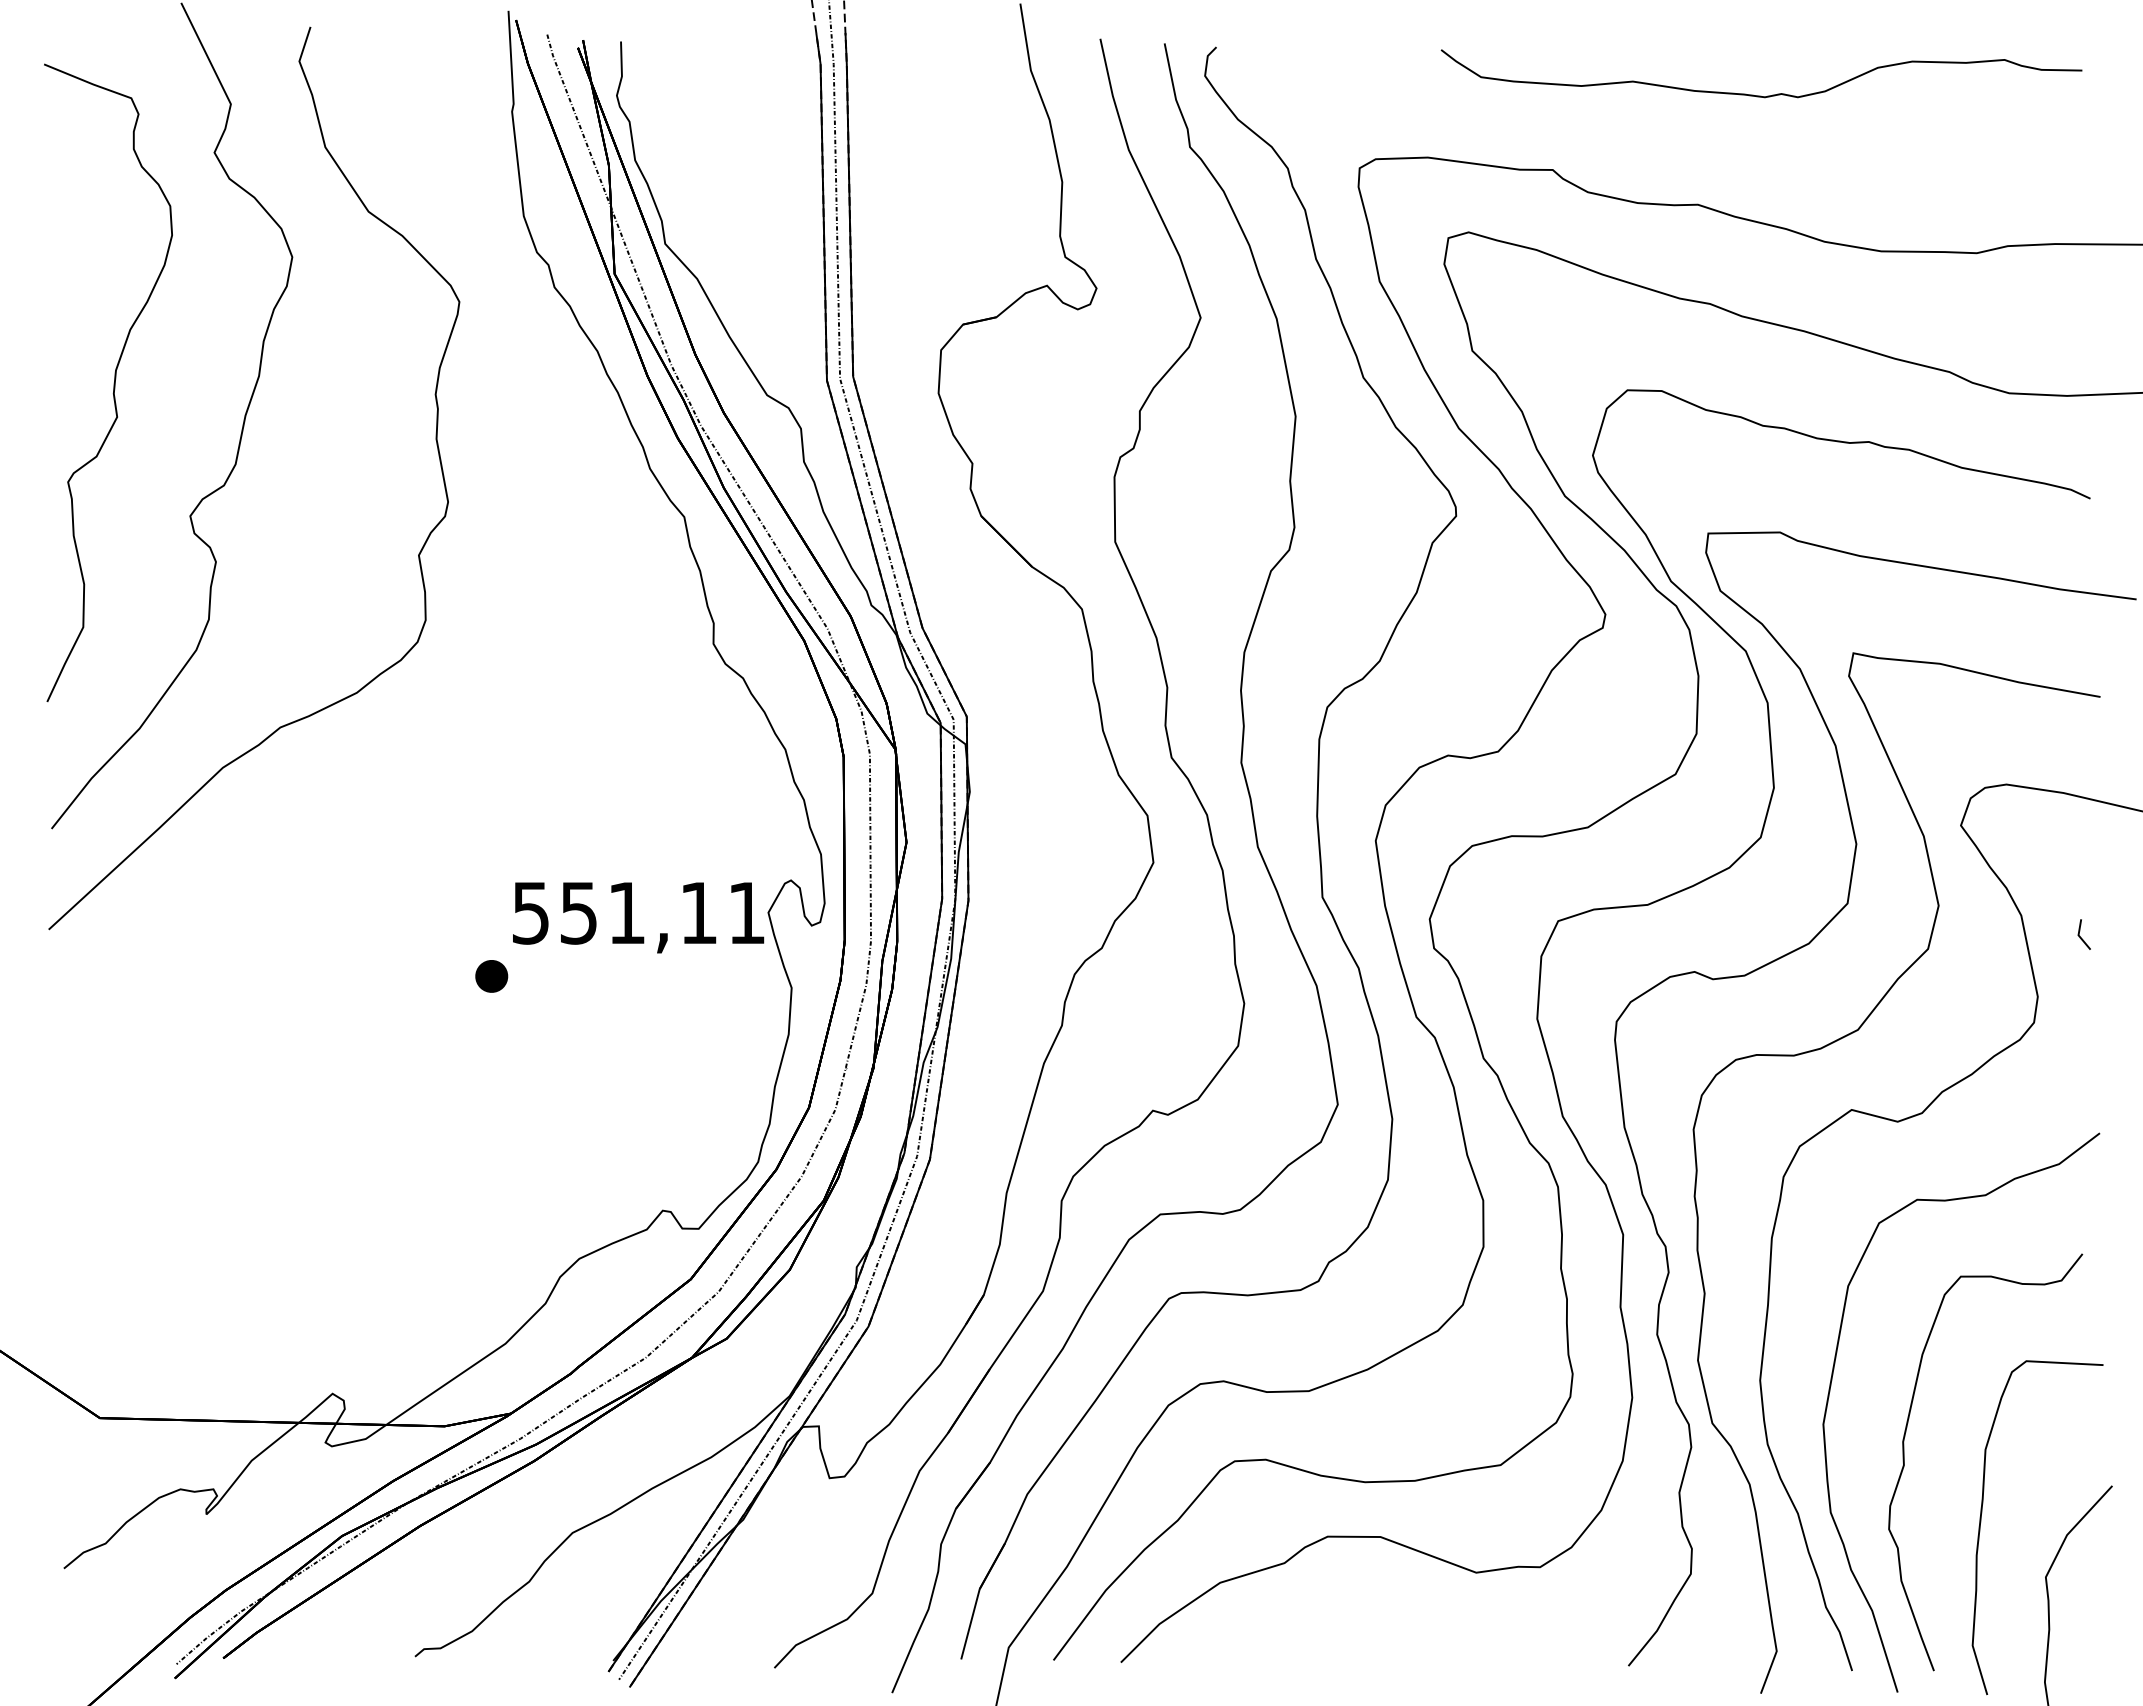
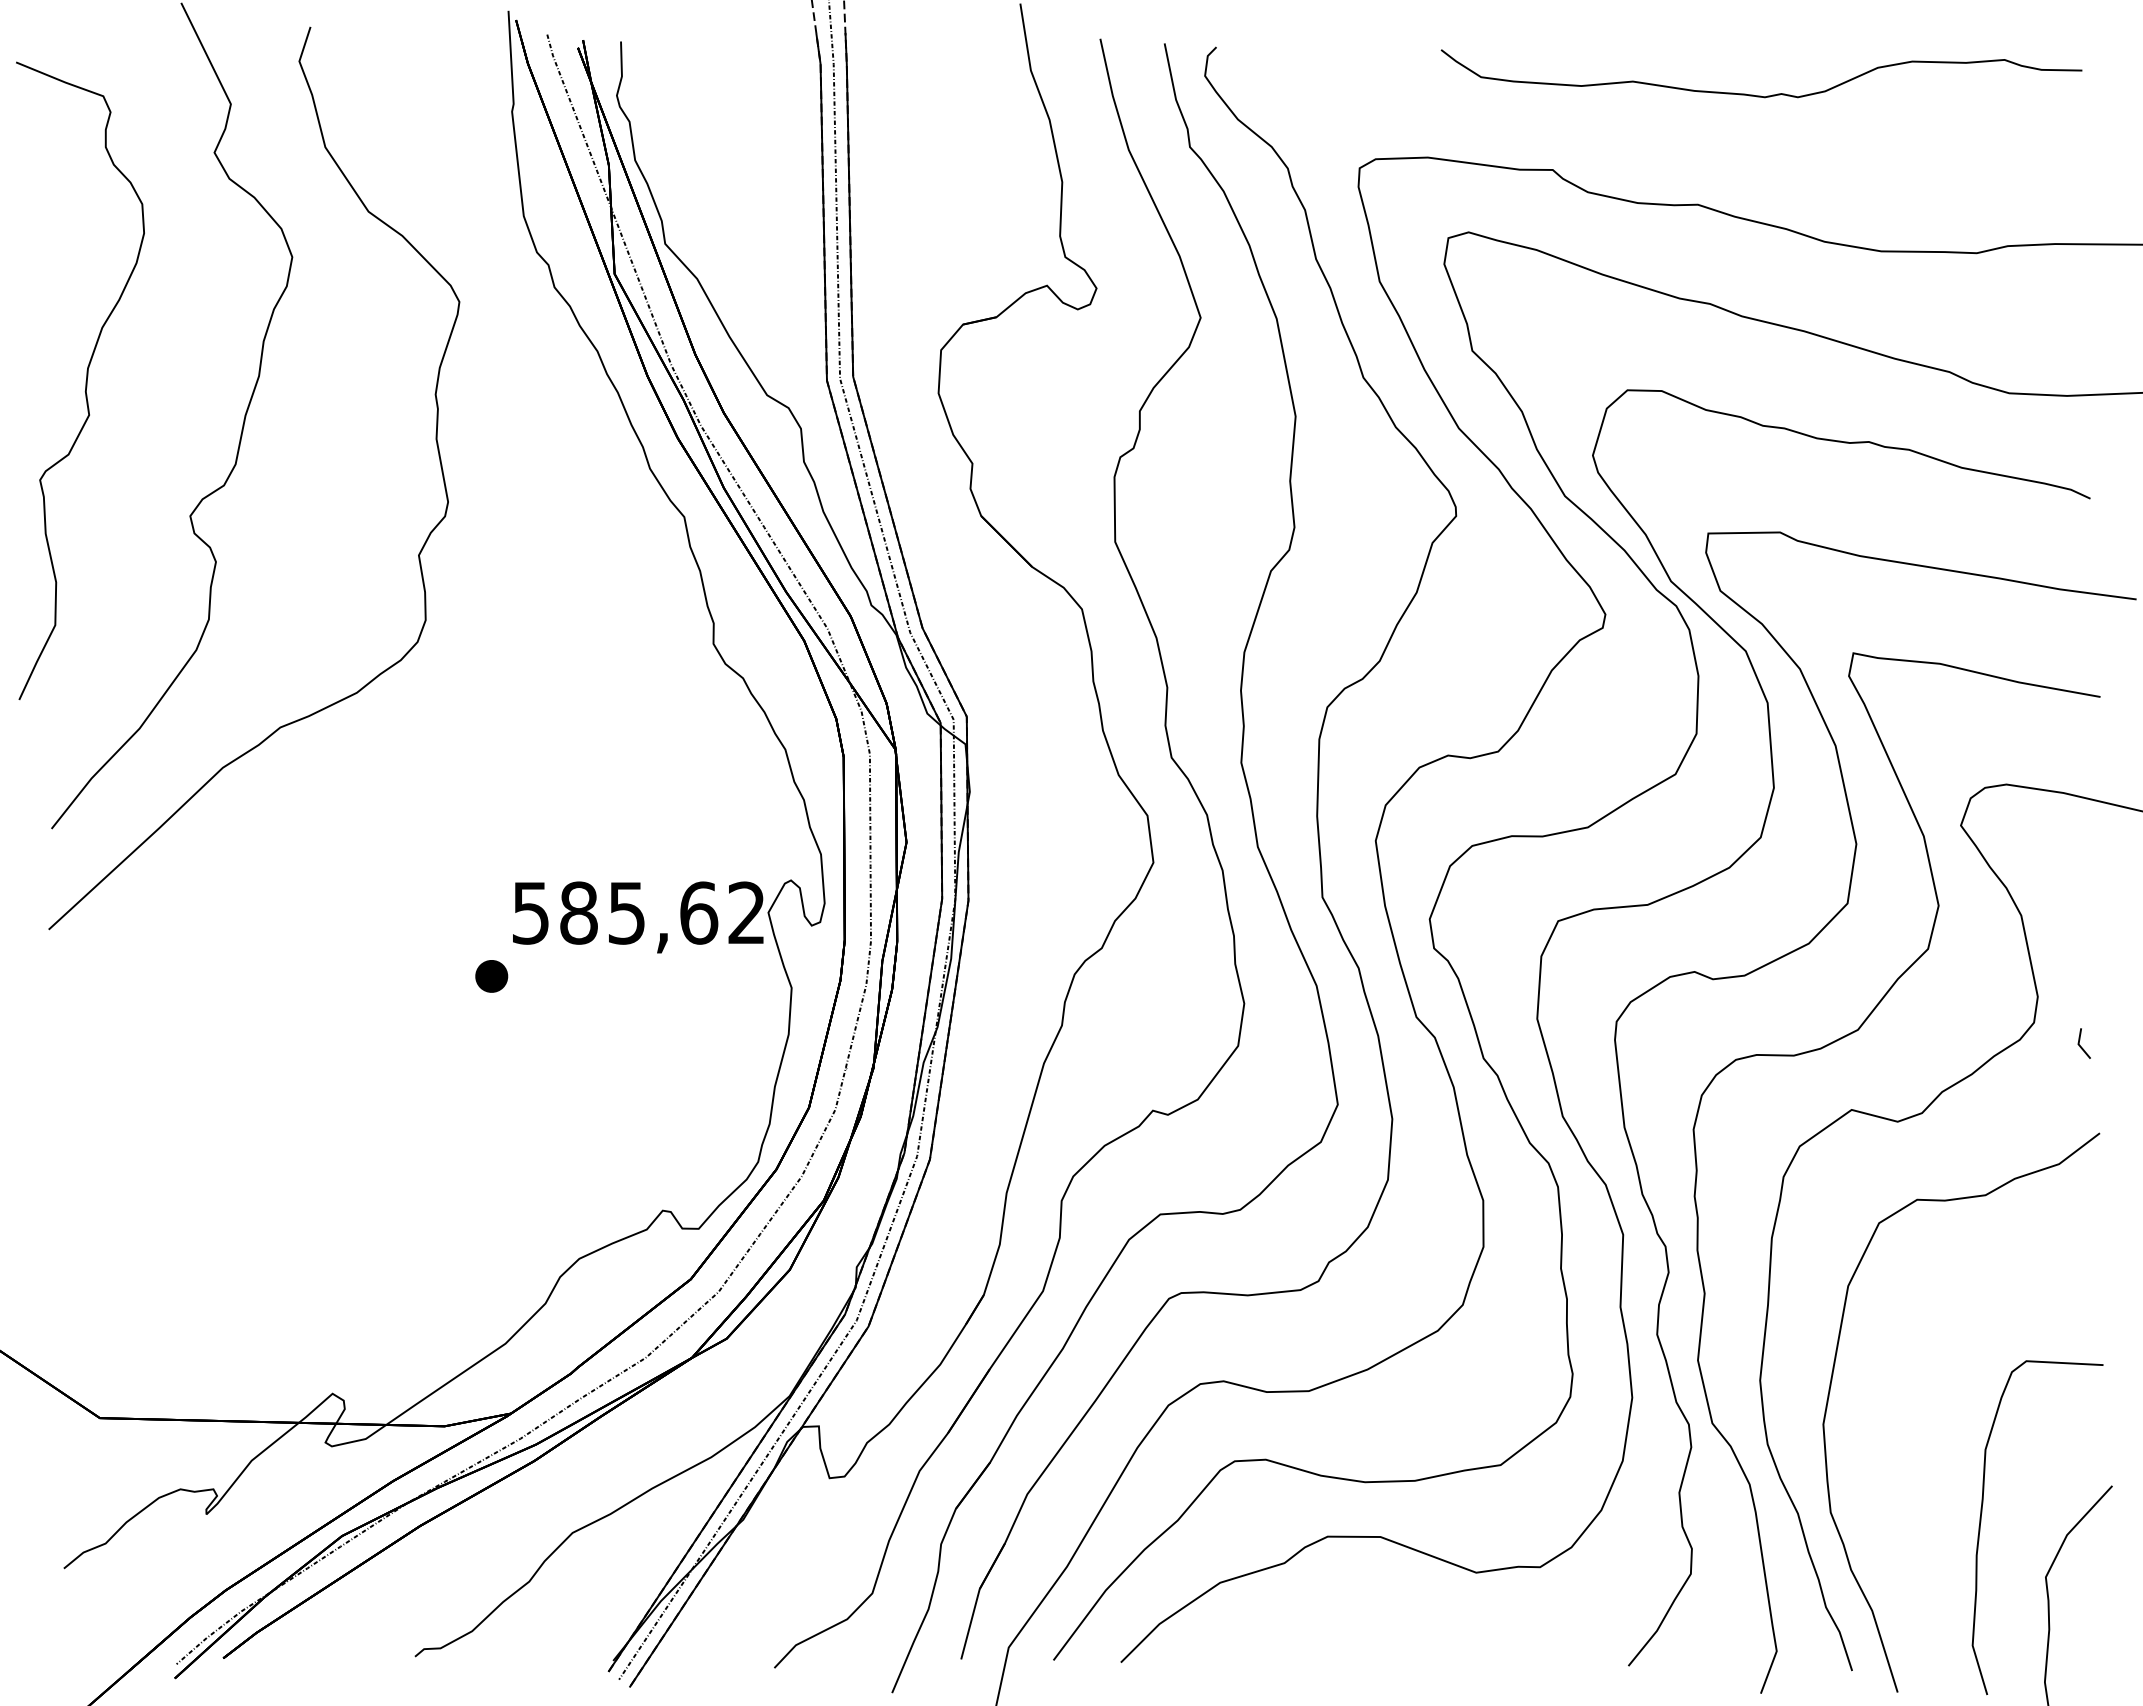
curve position: (113, 383) -> (85, 381) (85, 381)
text: 551,11 -> 585,62 (662, 912)
line position: (2080, 936) -> (2080, 1045) (2080, 1045)
curve: present -> none (1904, 1462)
